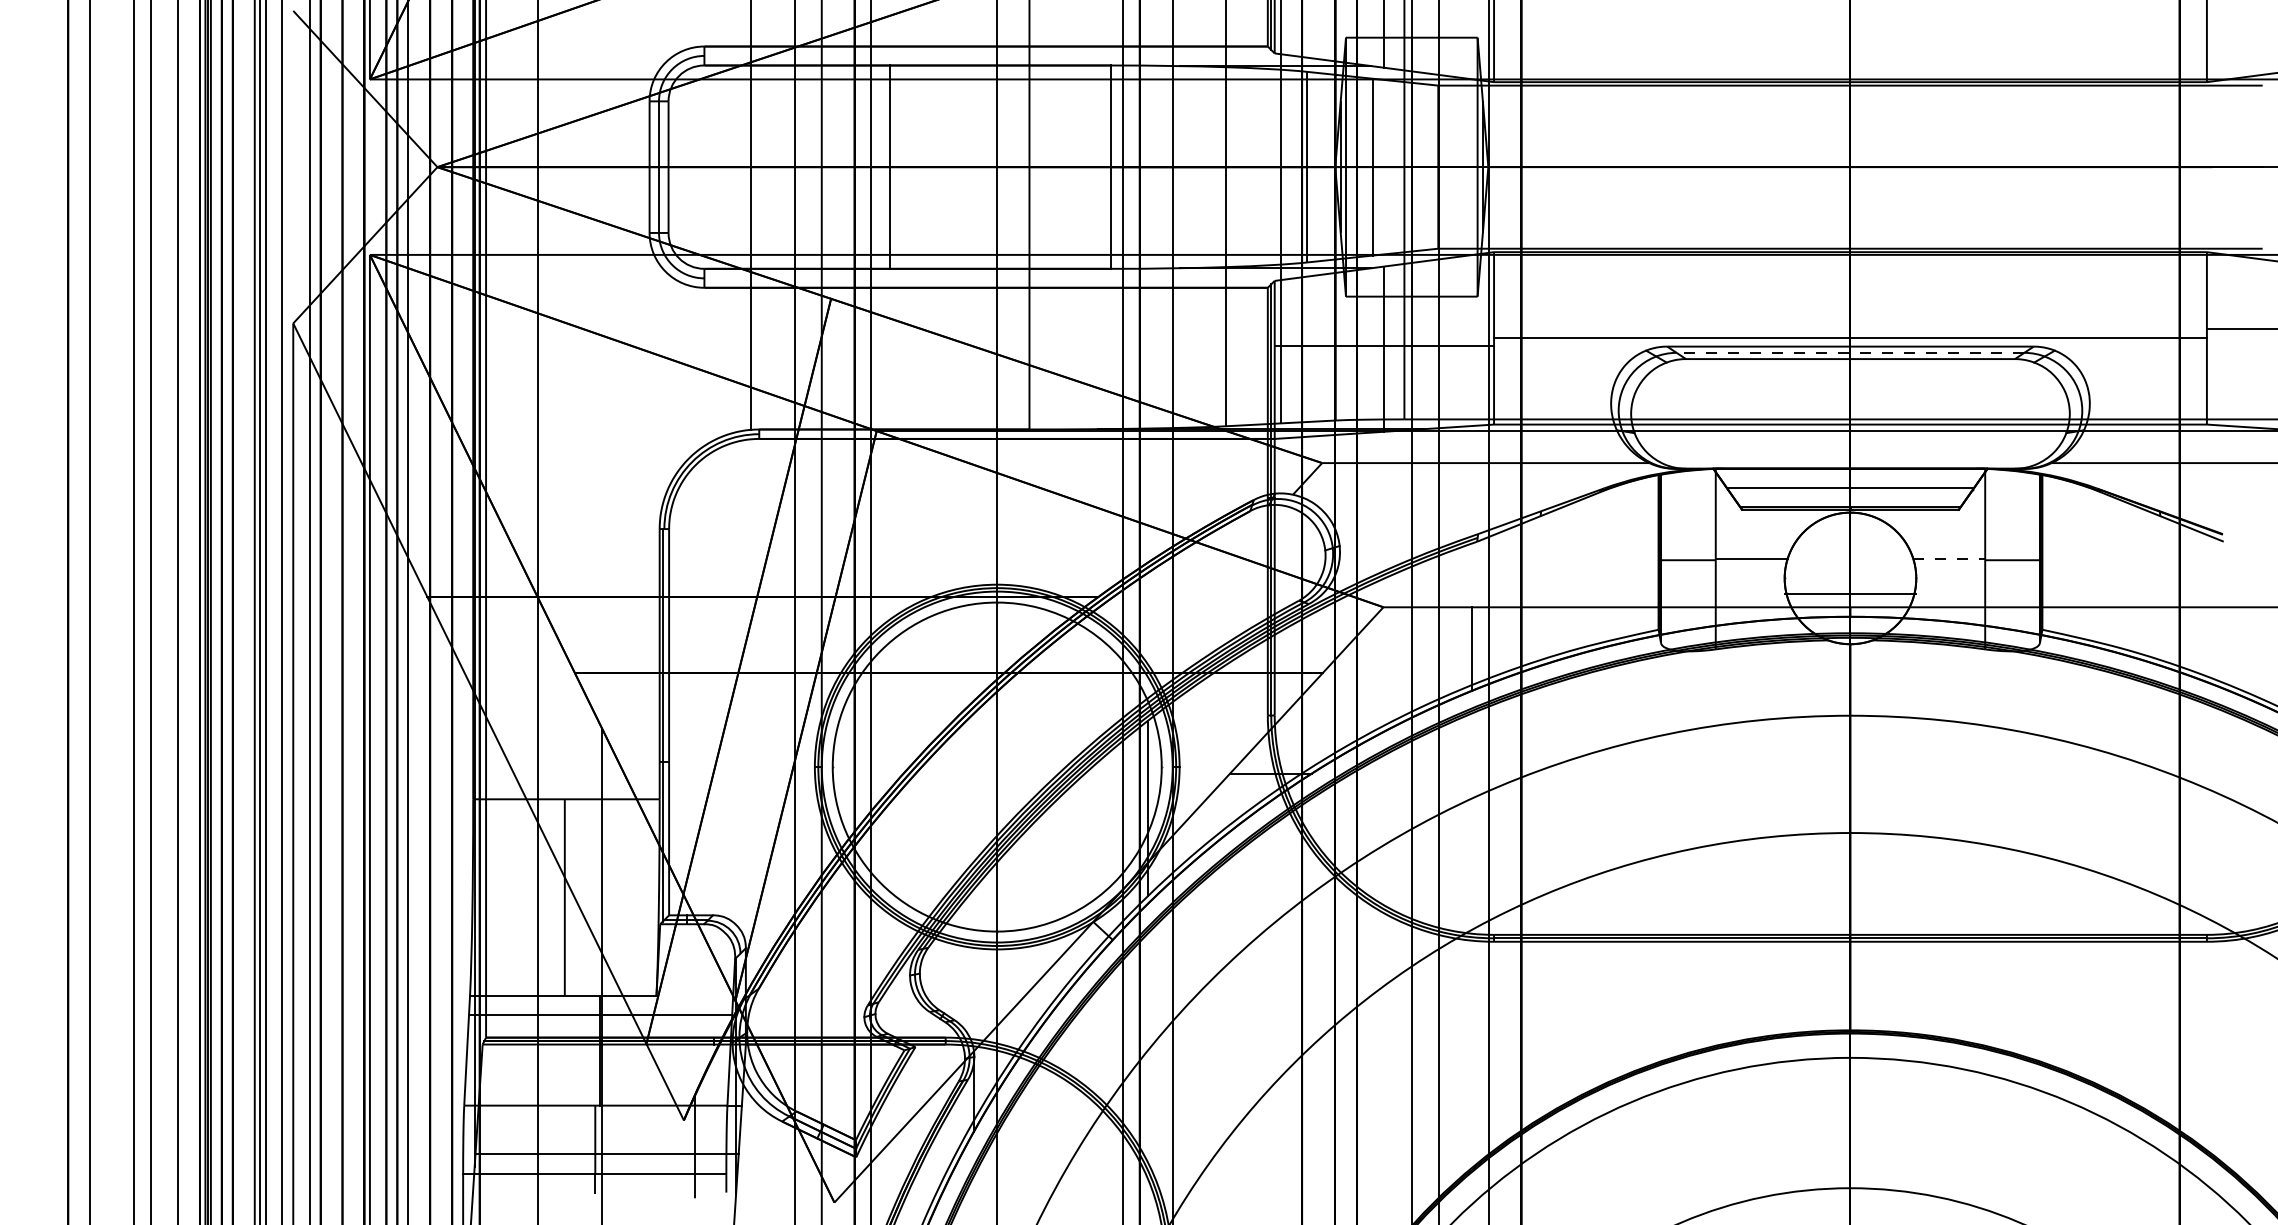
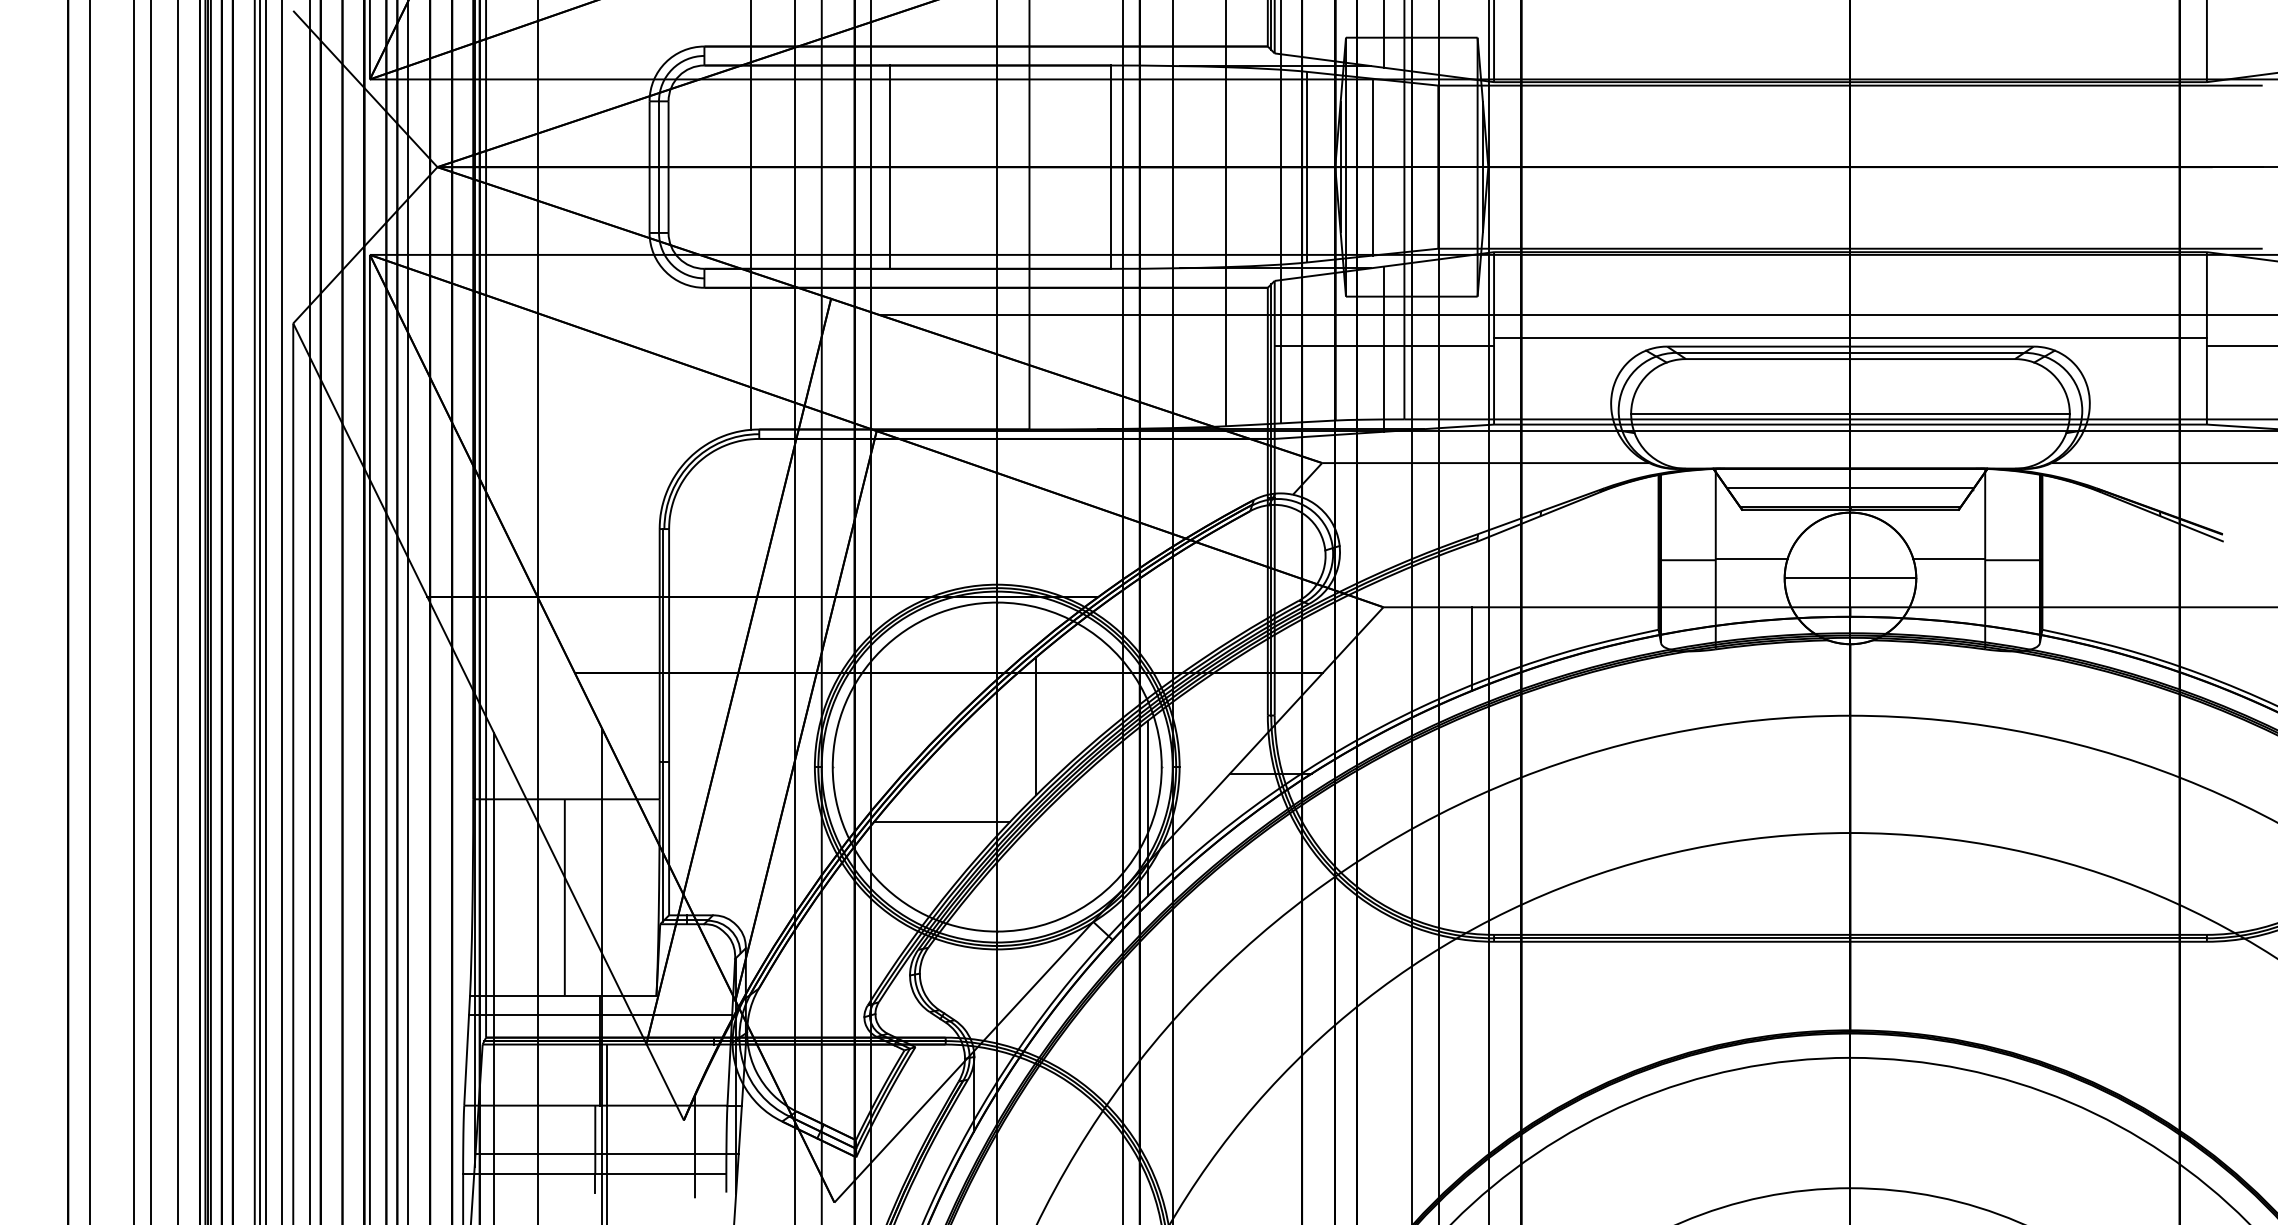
line: none -> present (1576, 315)
line position: (2240, 328) -> (2240, 345) (2240, 345)
line: dashed -> solid (1850, 352)
line: none -> present (1850, 413)
line: dashed -> solid (1949, 559)
line position: (1850, 594) -> (1850, 578) (1850, 578)
line: none -> present (1036, 725)
line: none -> present (941, 822)
line: none -> present (494, 977)
line: none -> present (607, 1132)
